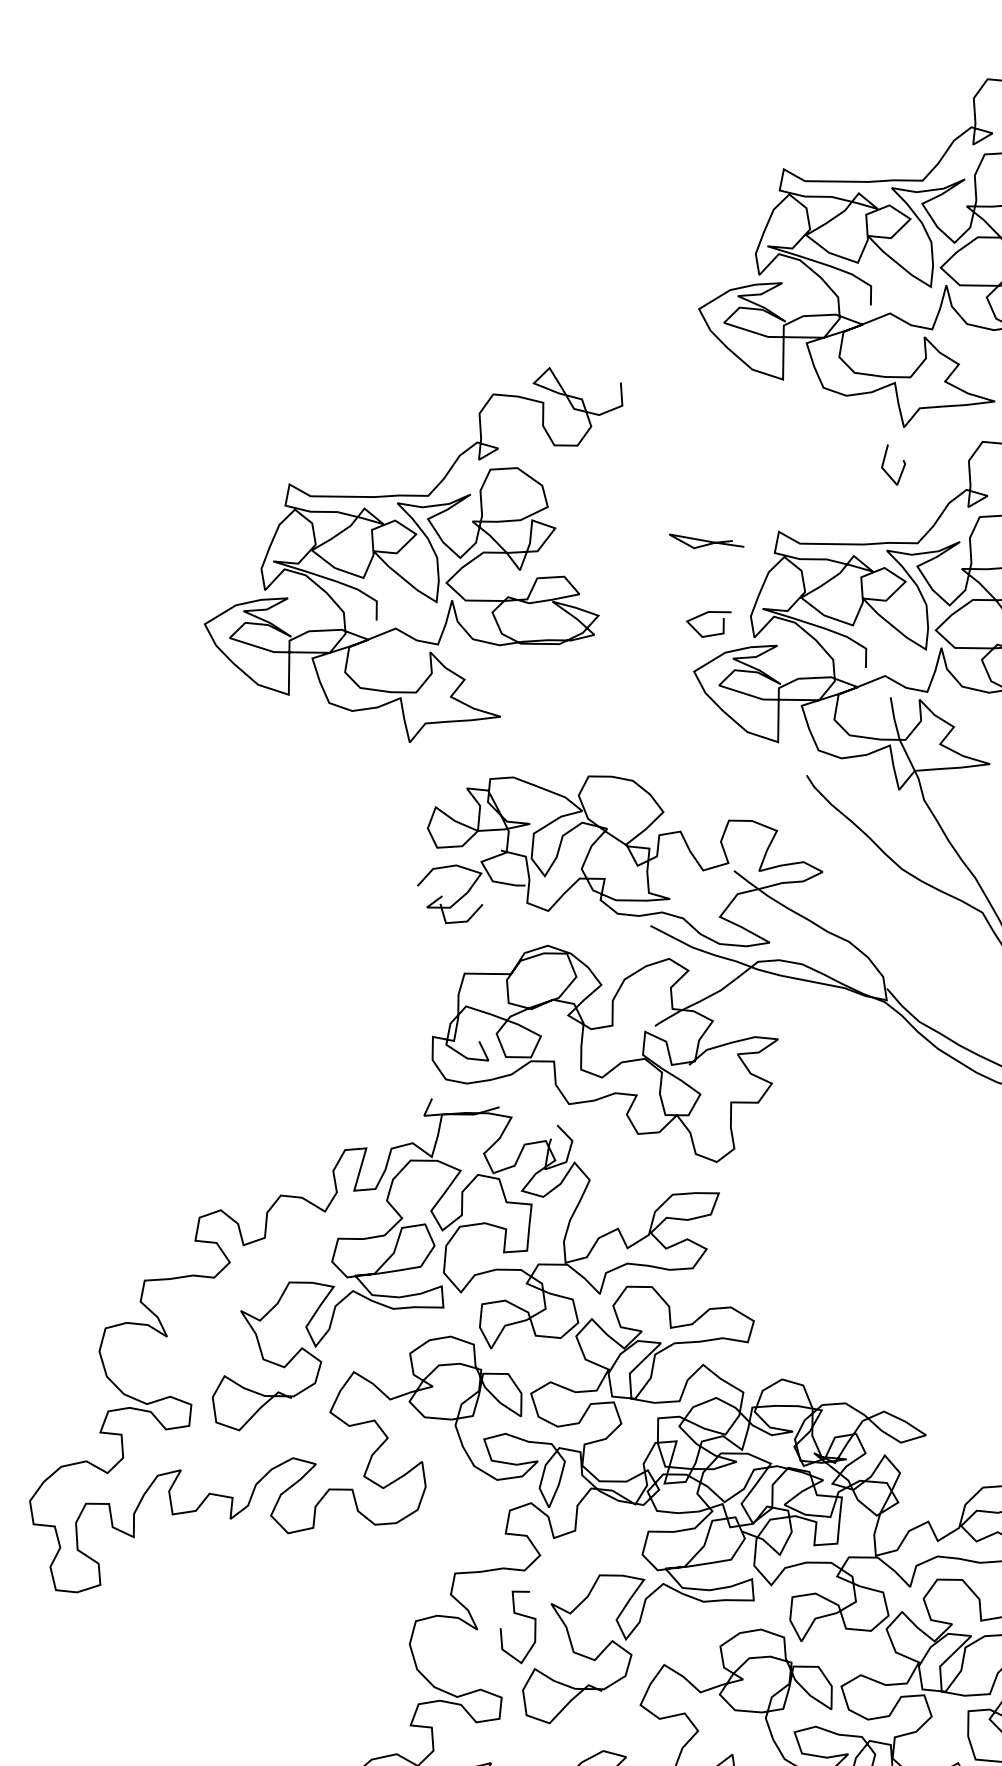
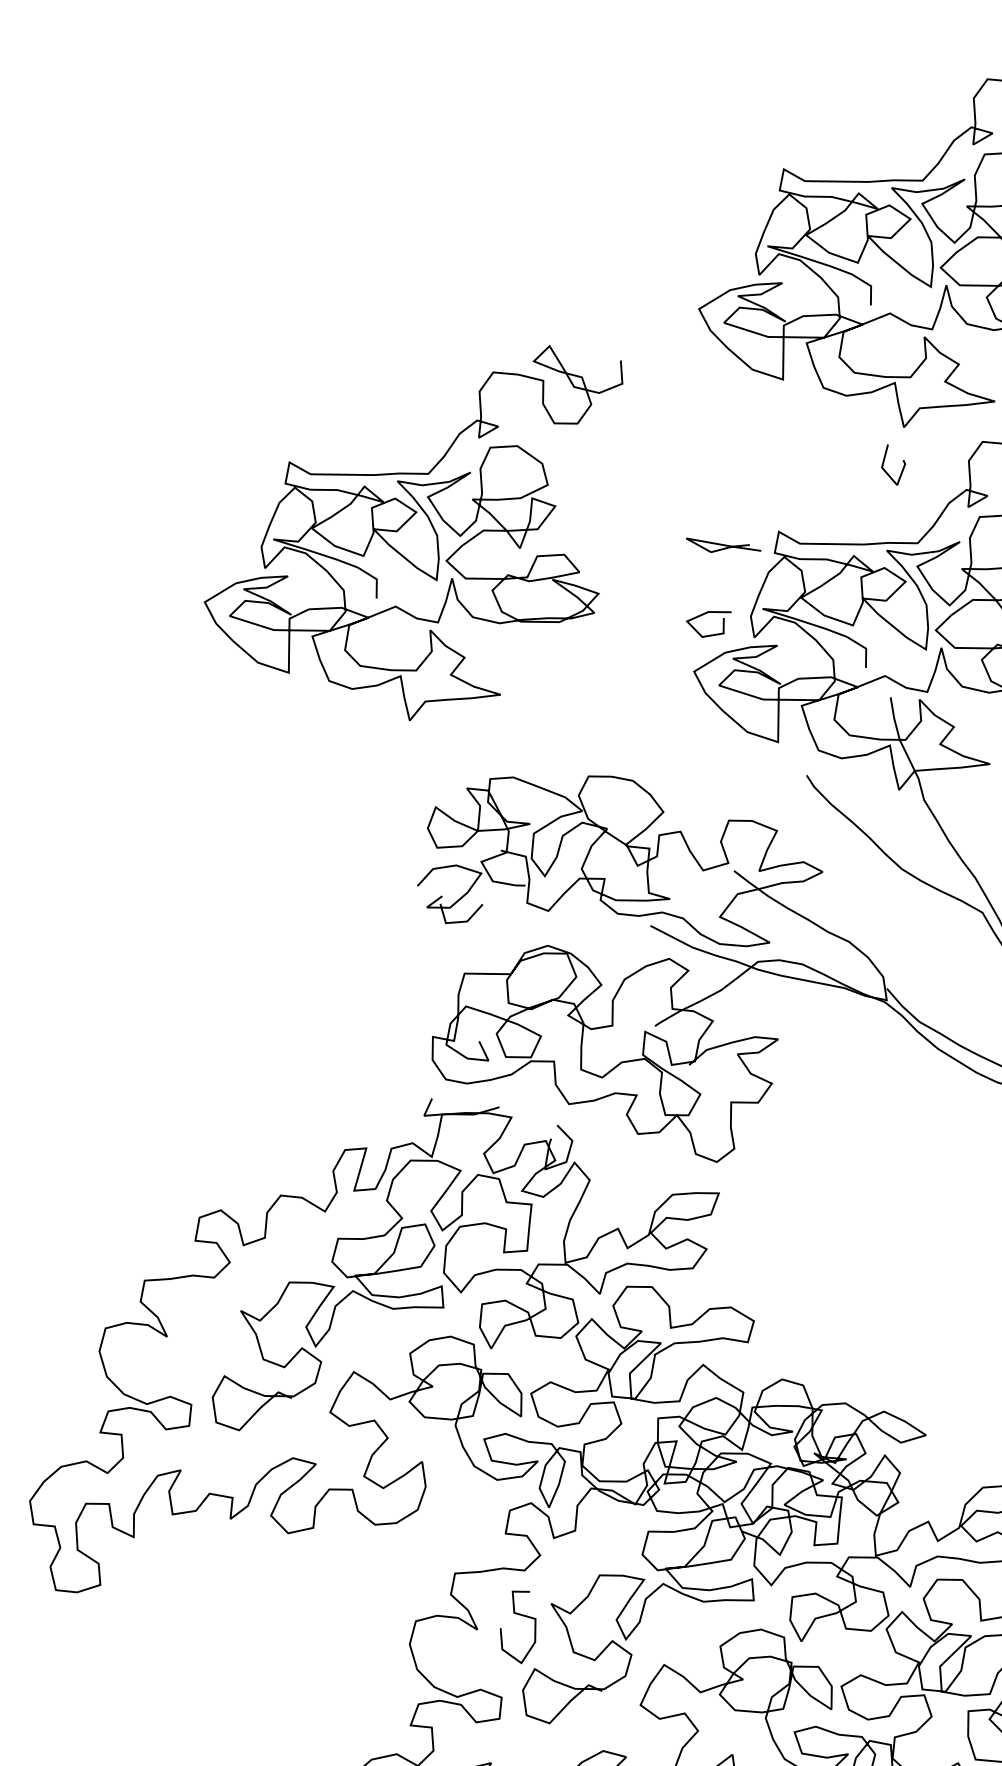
part position: (706, 541) -> (723, 545) (723, 545)
part position: (405, 546) -> (405, 524) (405, 524)
